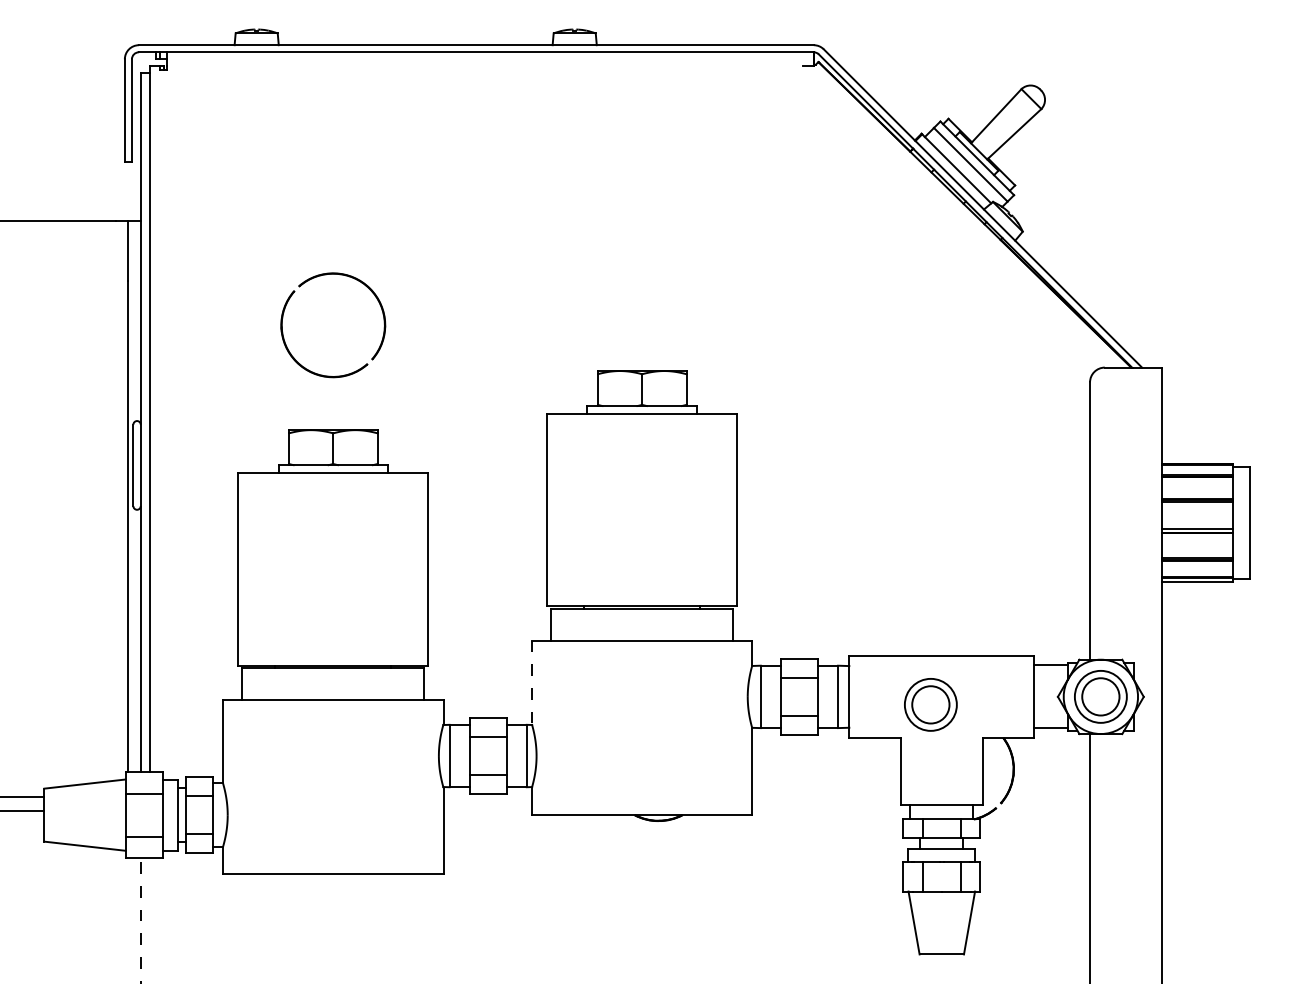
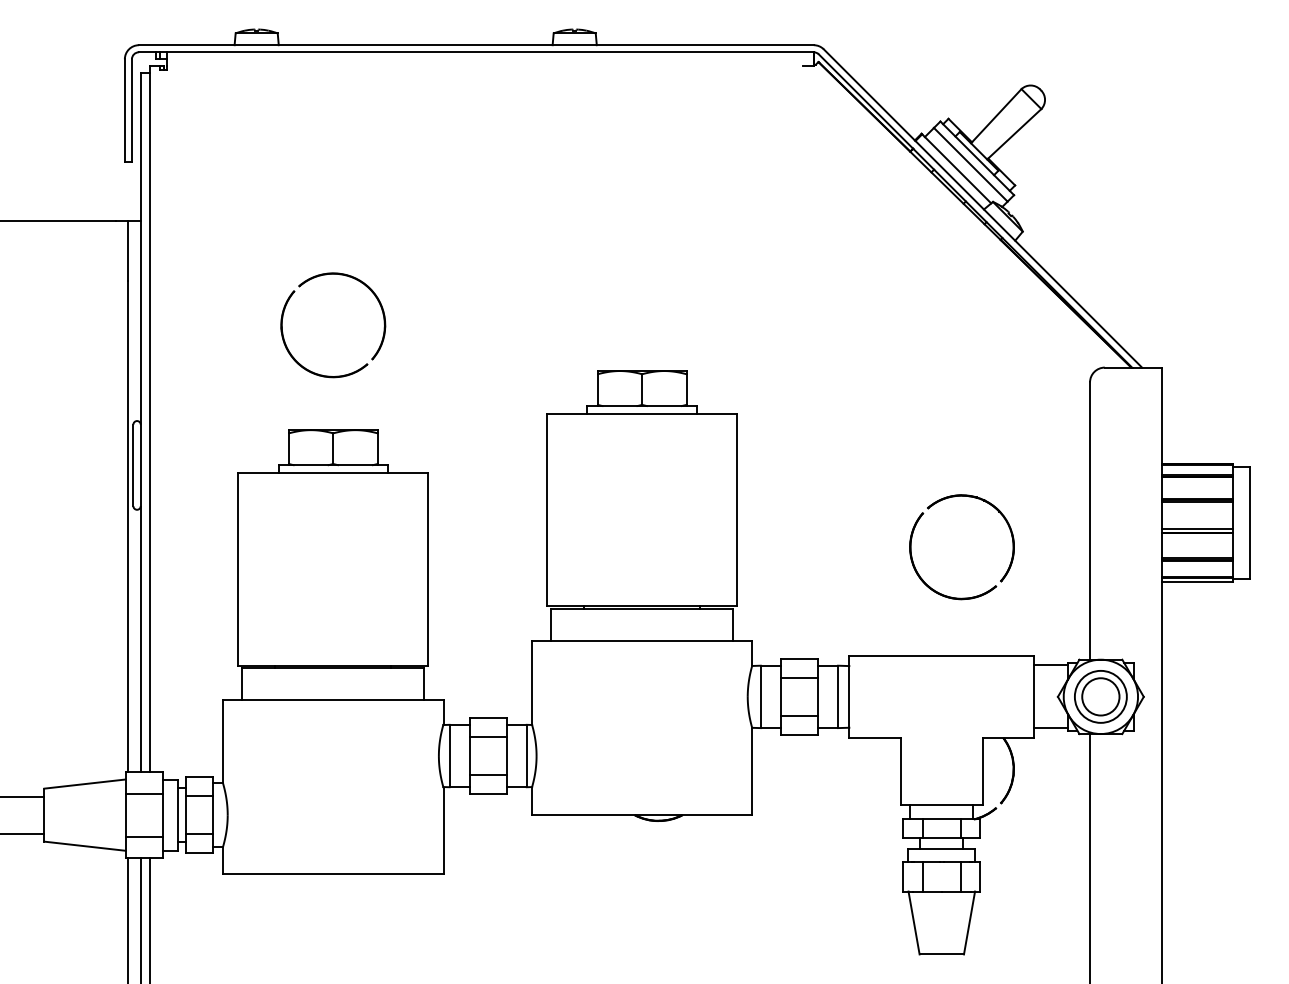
part: none -> present (914, 563)
line: dashed -> solid (531, 682)
part: present -> none (930, 704)
line position: (23, 810) -> (23, 833) (23, 833)
line: none -> present (128, 919)
line: none -> present (149, 919)
line: dashed -> solid (140, 921)
